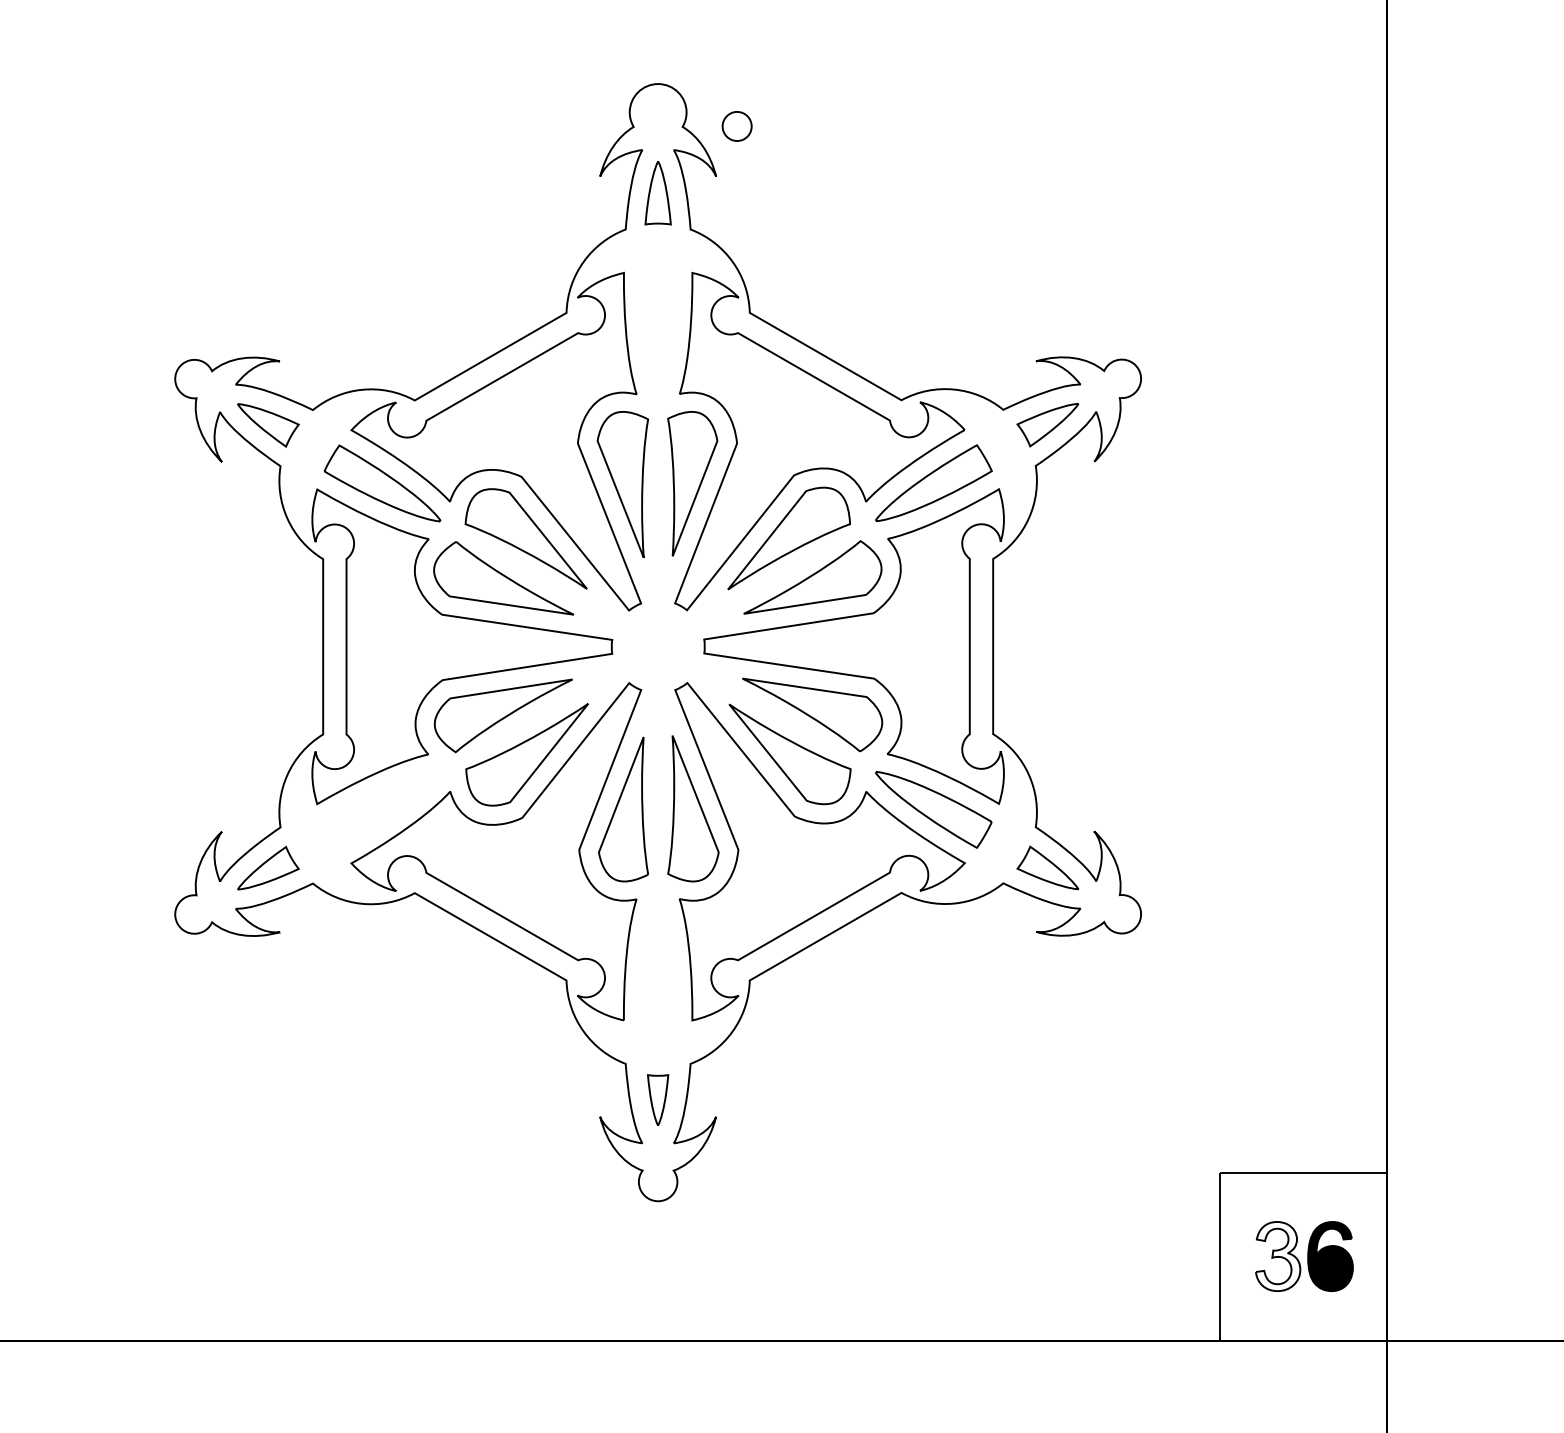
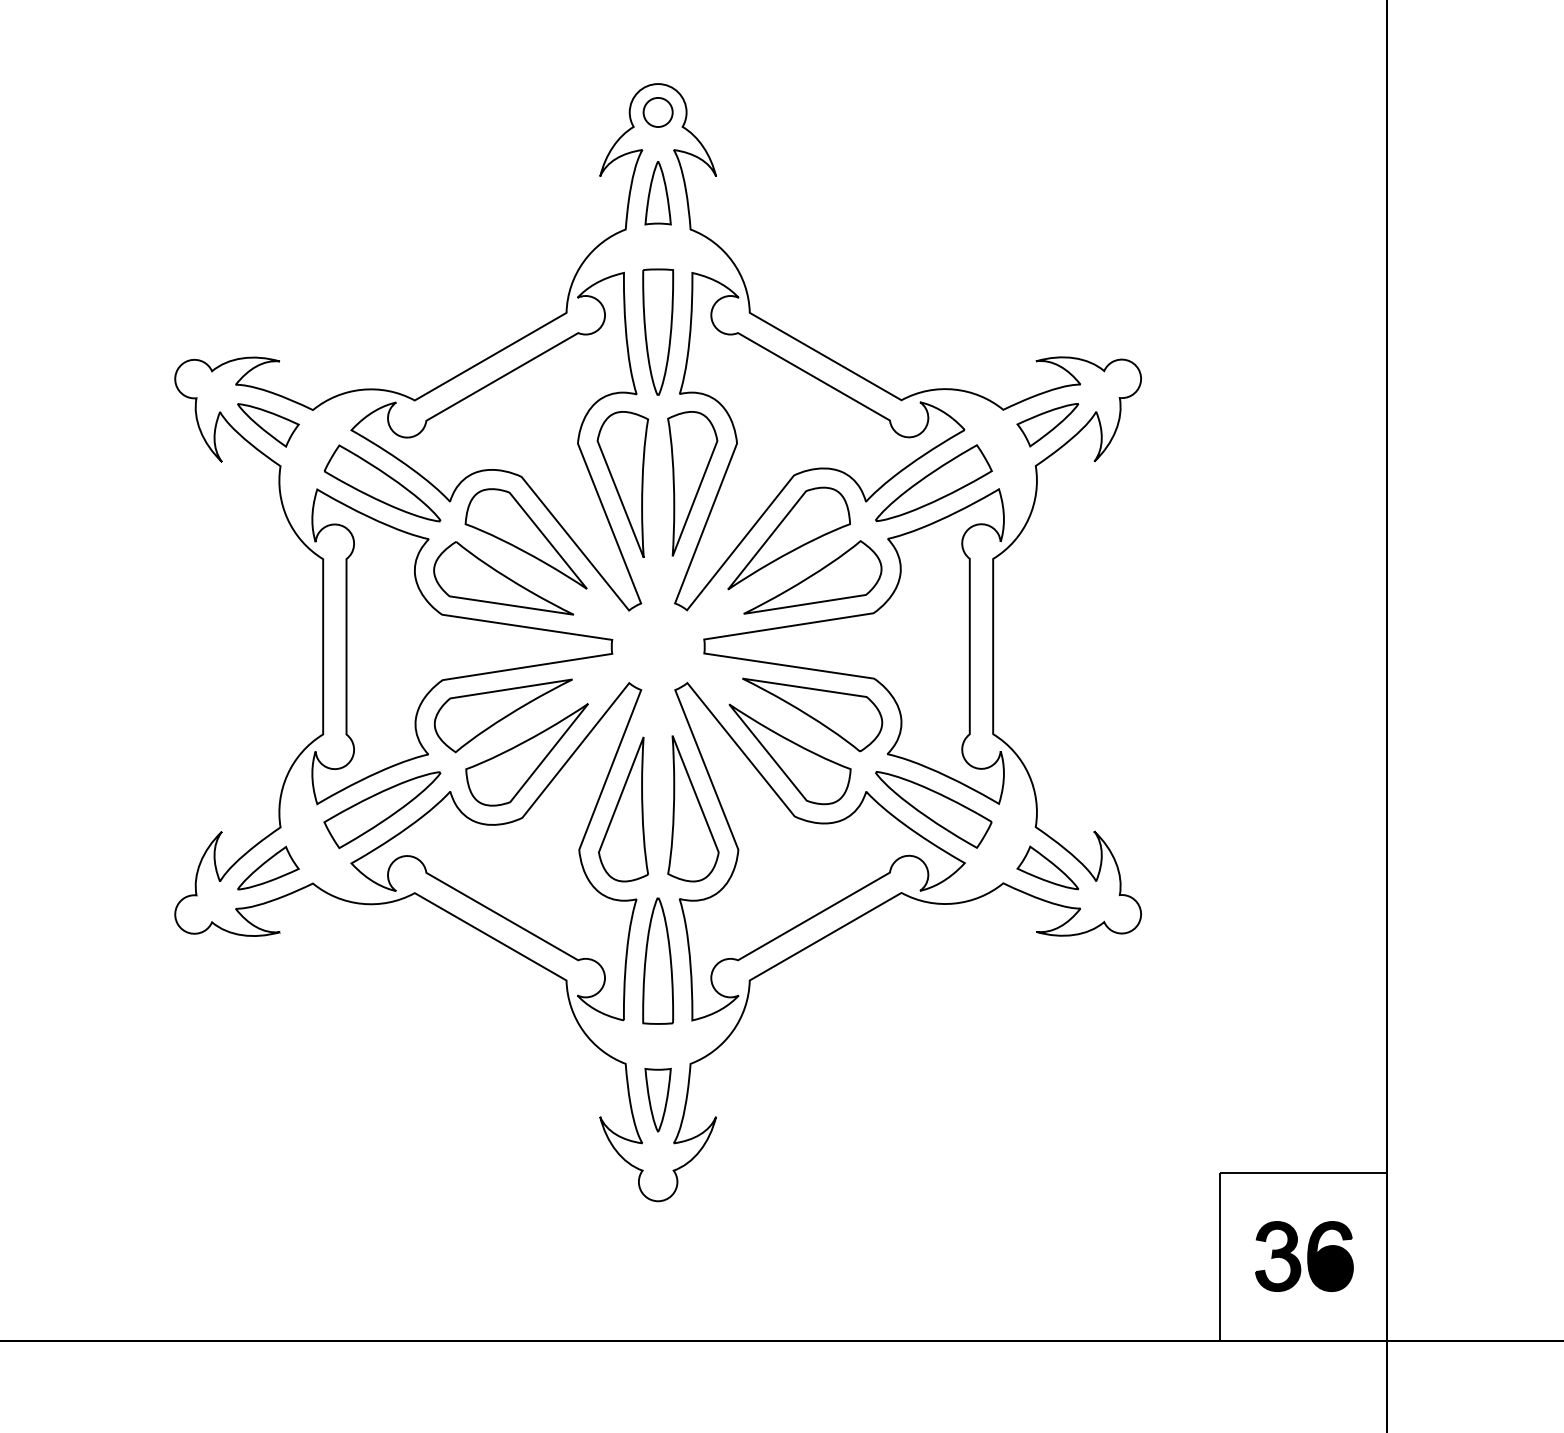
part position: (736, 126) -> (657, 112) (657, 112)
part: none -> present (658, 331)
part: none -> present (382, 810)
part: none -> present (657, 960)
part size: 23x52 px -> 28x66 px (657, 1099)
fill: none -> present (1277, 1256)
